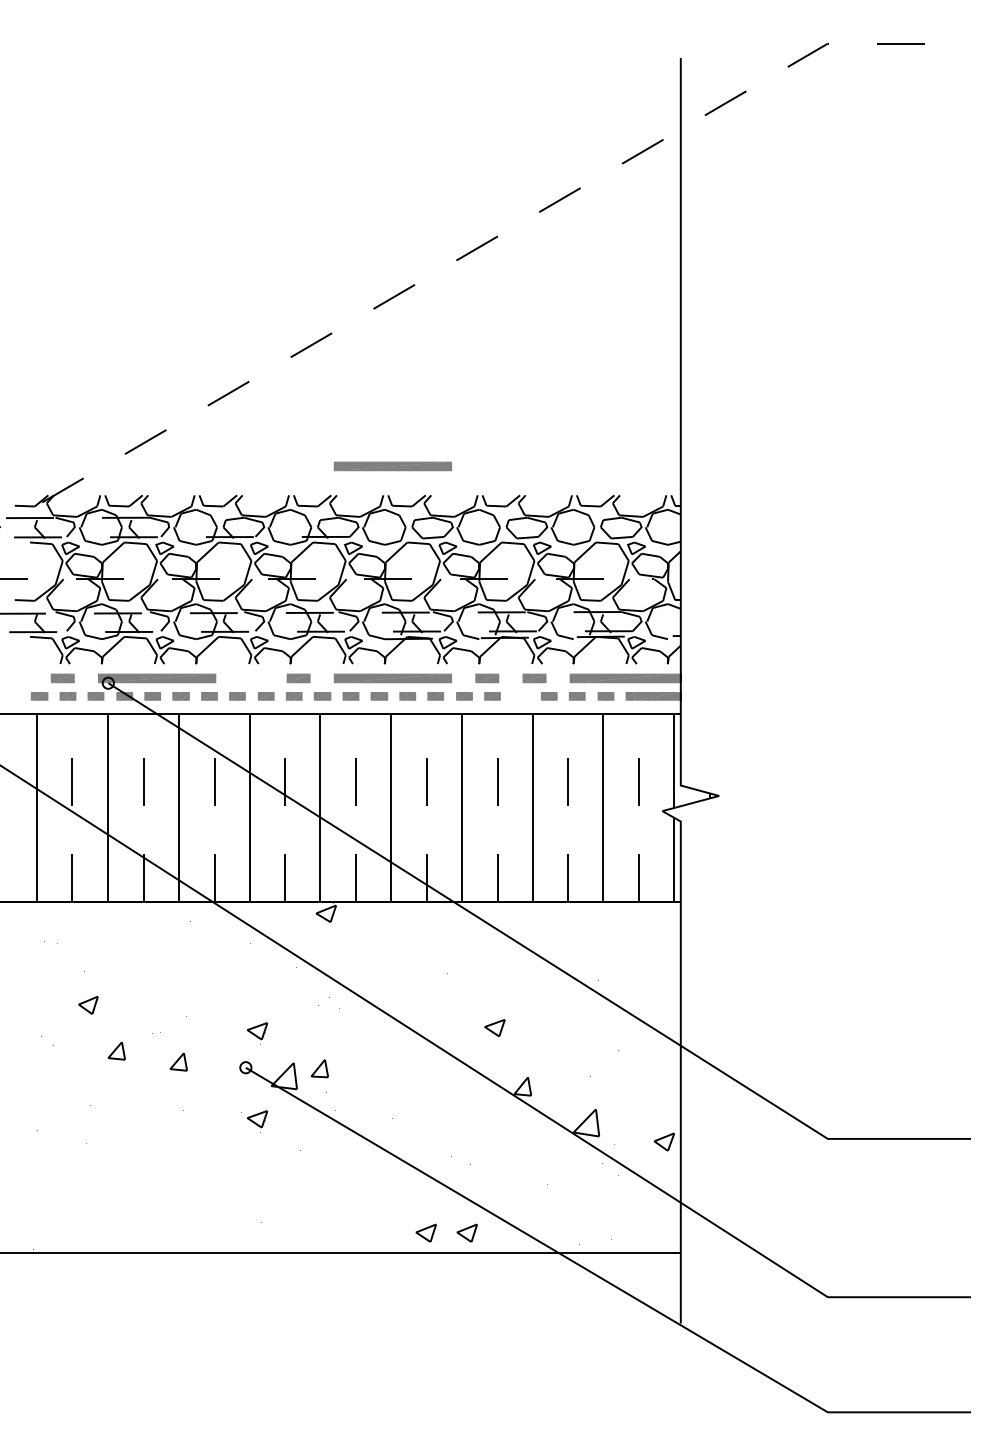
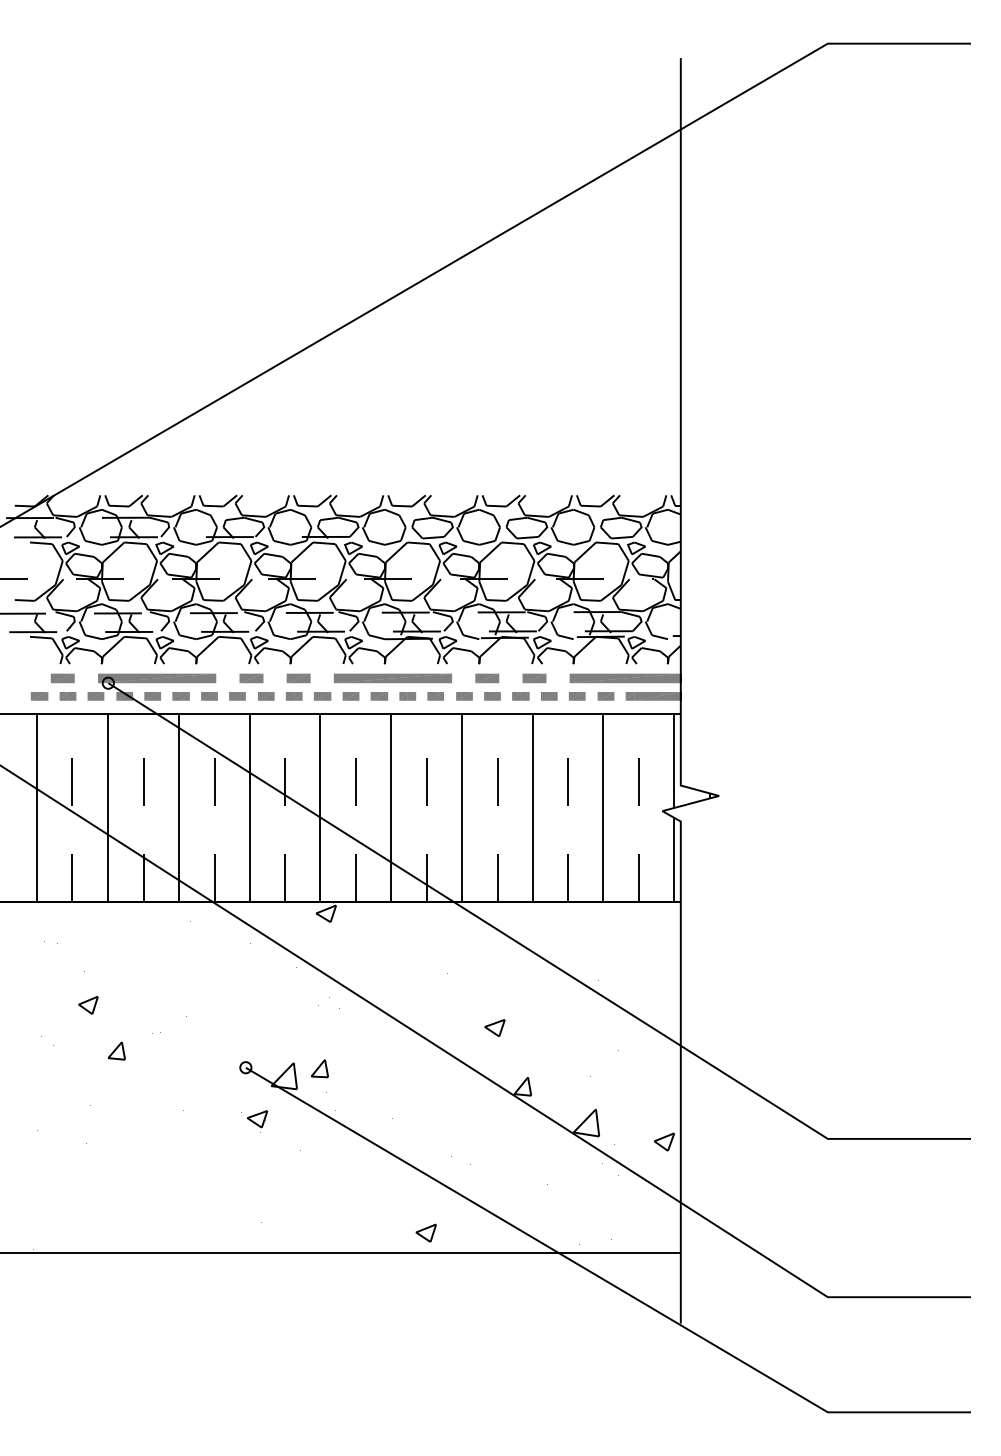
line: dashed -> solid (477, 248)
part: present -> none (392, 465)
part: none -> present (251, 677)
part: none -> present (520, 696)
part: present -> none (257, 1033)
part: present -> none (178, 1061)
part: present -> none (466, 1232)
